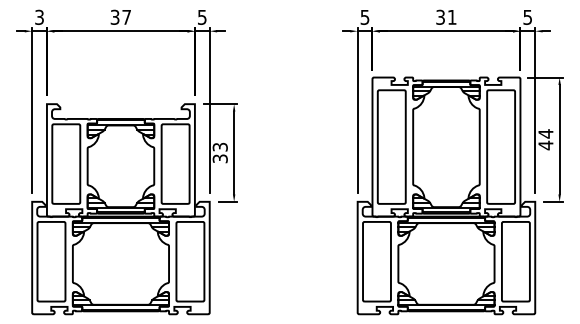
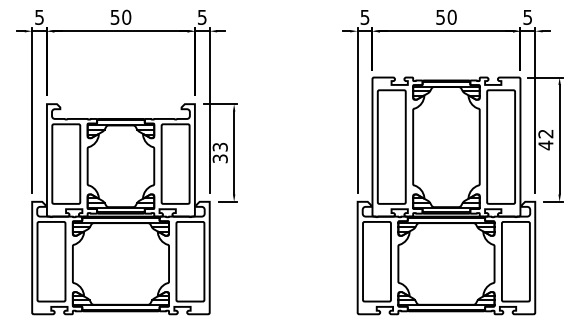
text: 3 -> 5 (39, 16)
text: 37 -> 50 (121, 16)
text: 31 -> 50 (446, 16)
text: 44 -> 42 (545, 133)
